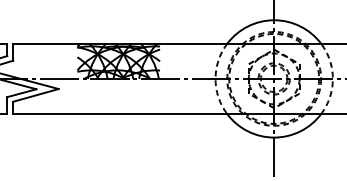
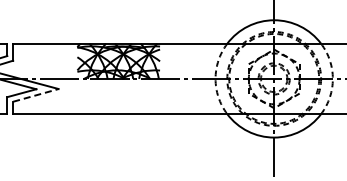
line: solid -> dashed (35, 95)
